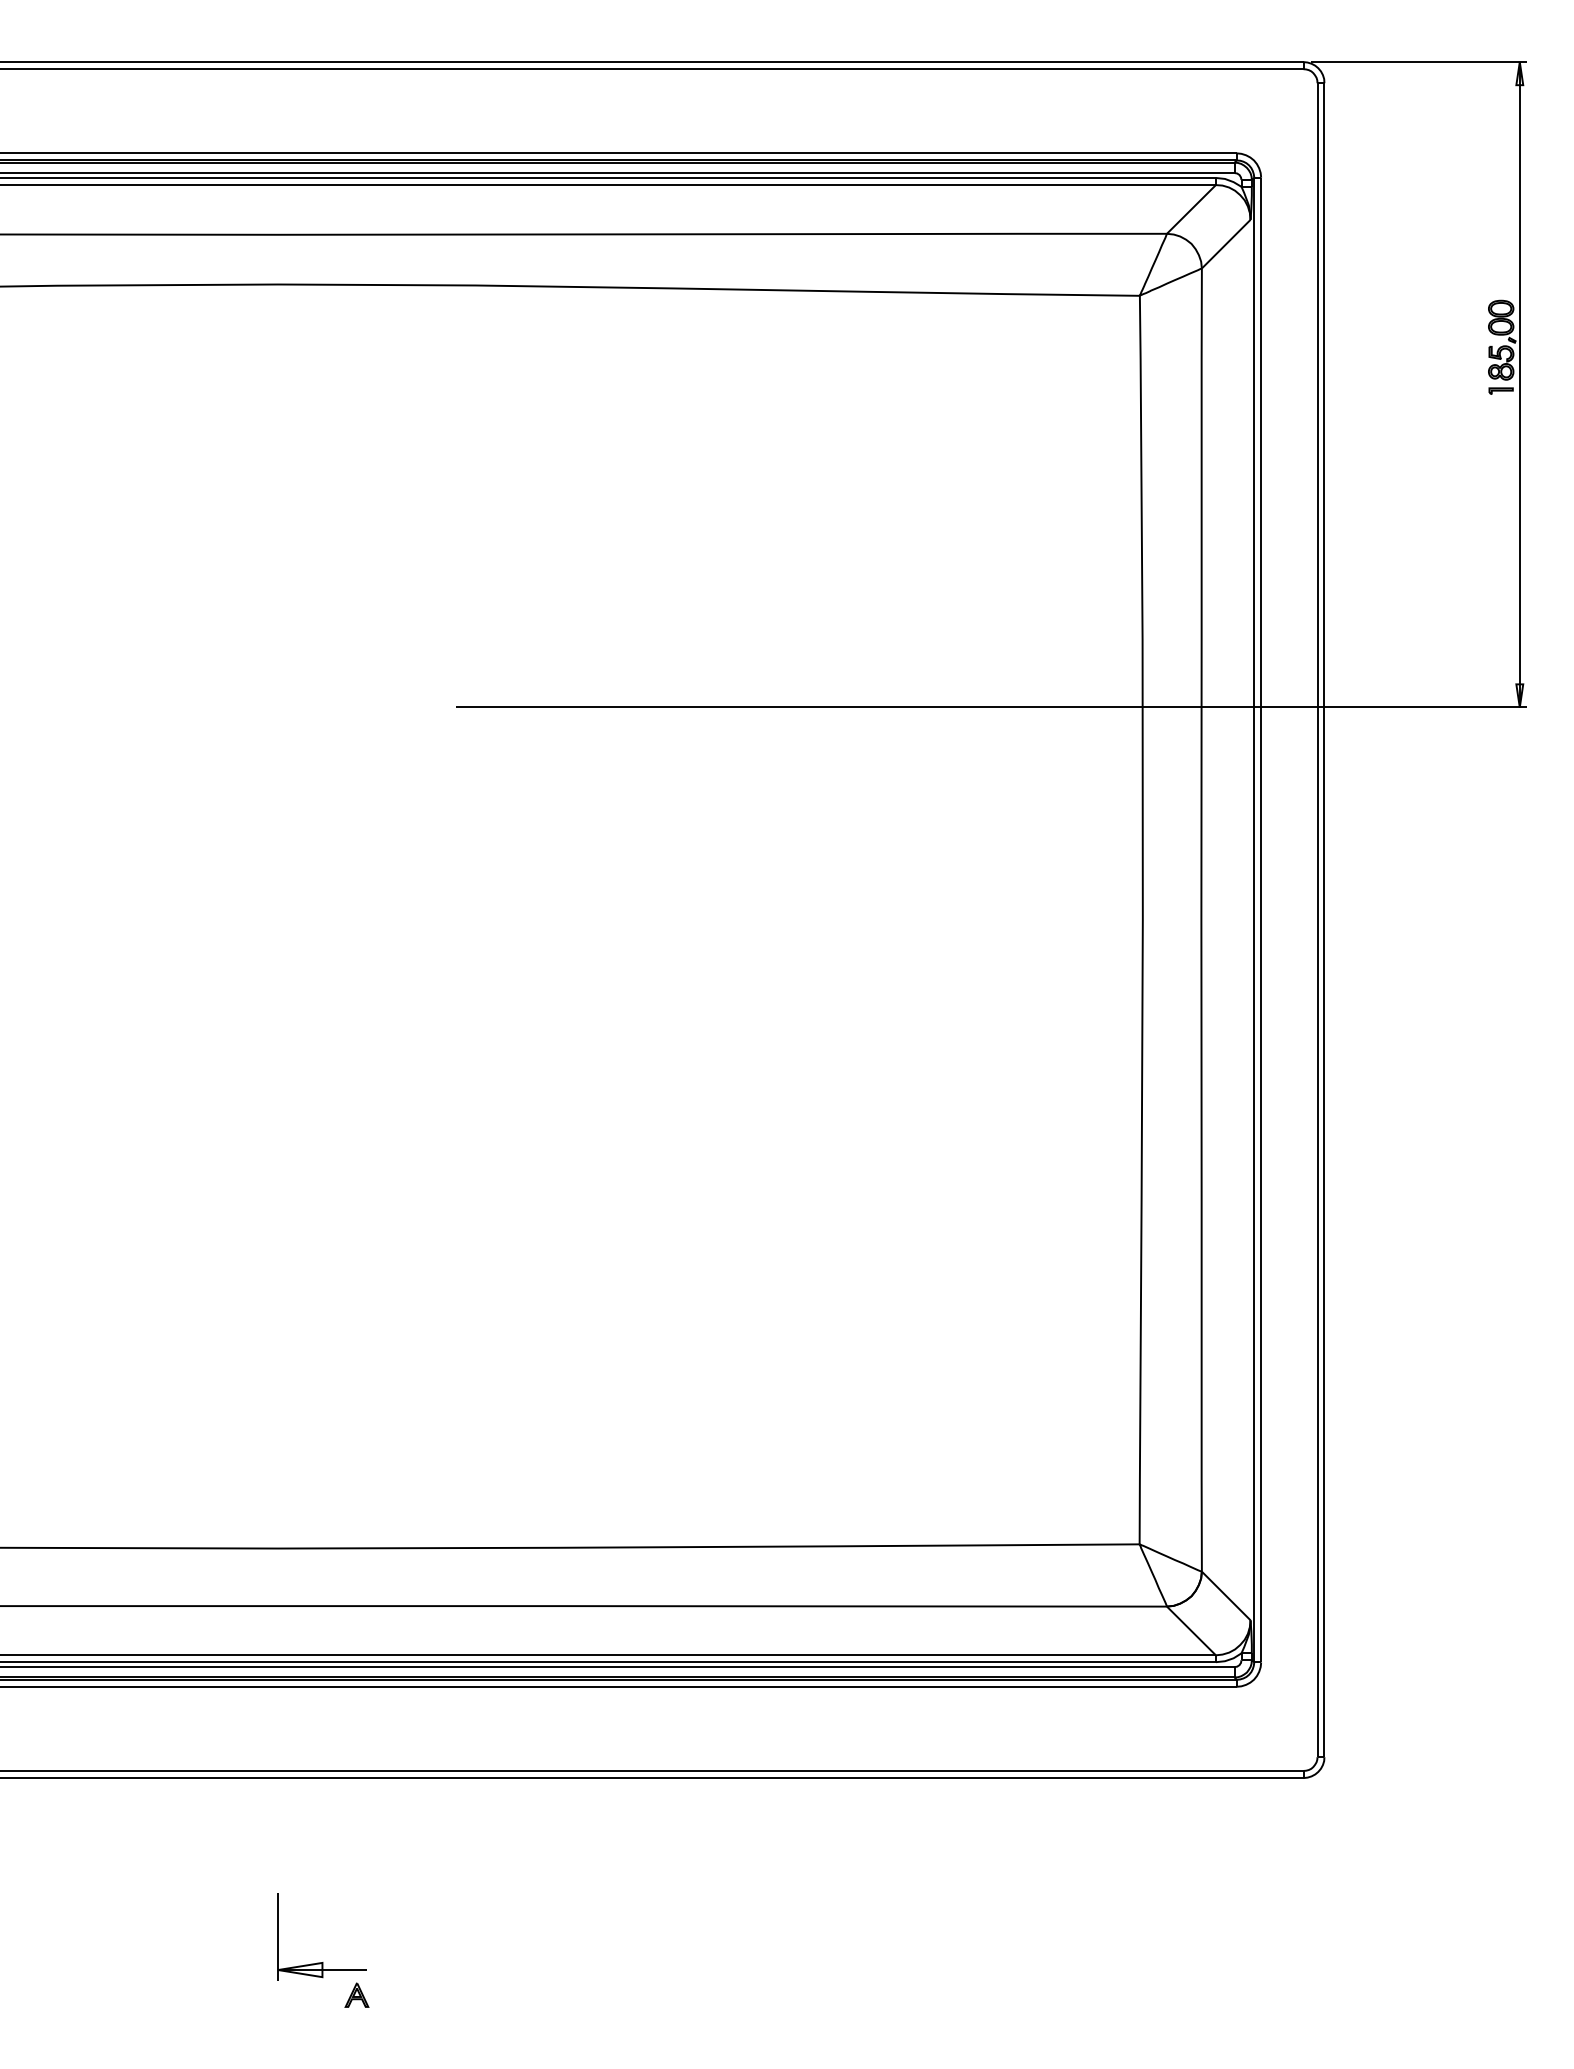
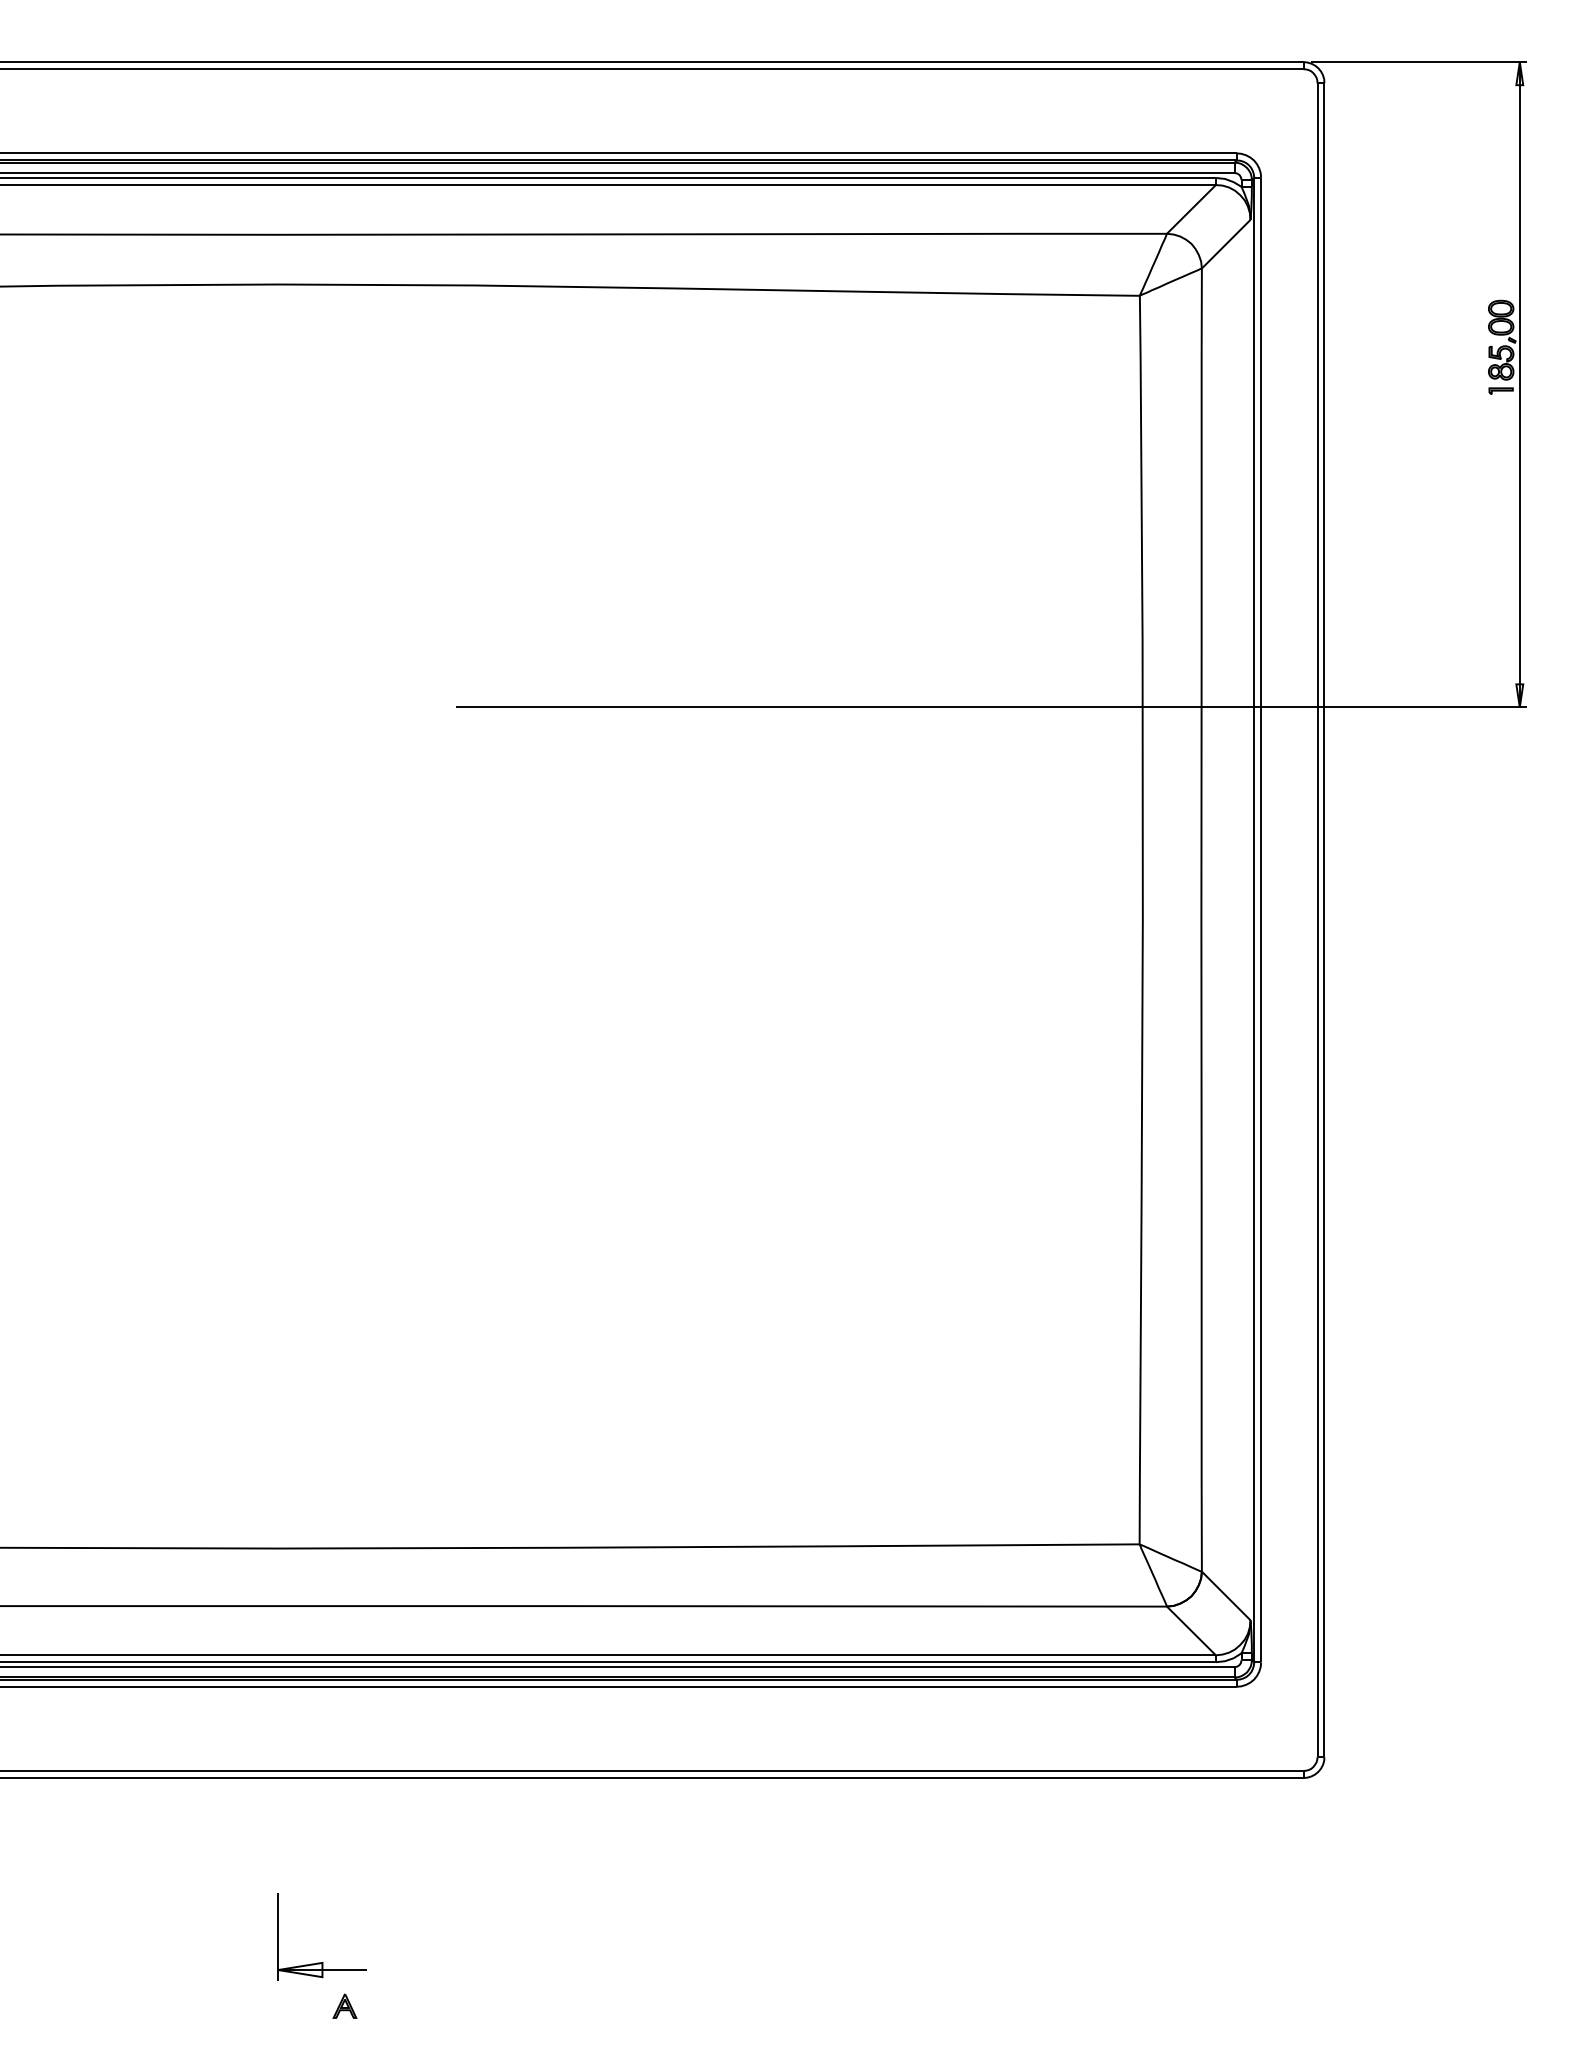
part position: (356, 1994) -> (344, 2005) (344, 2005)
